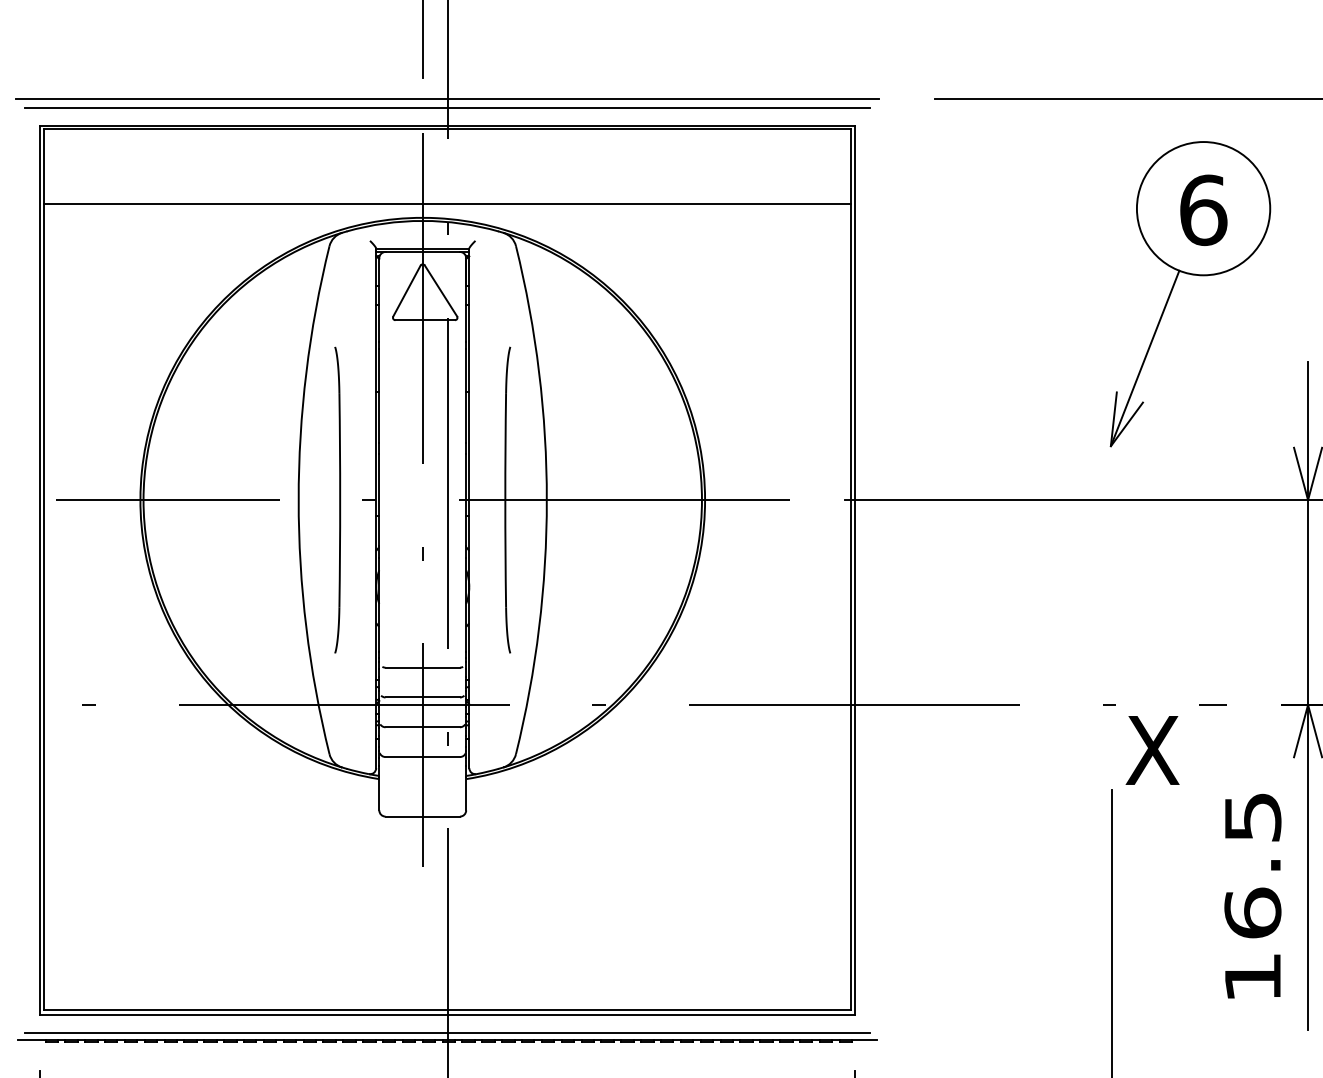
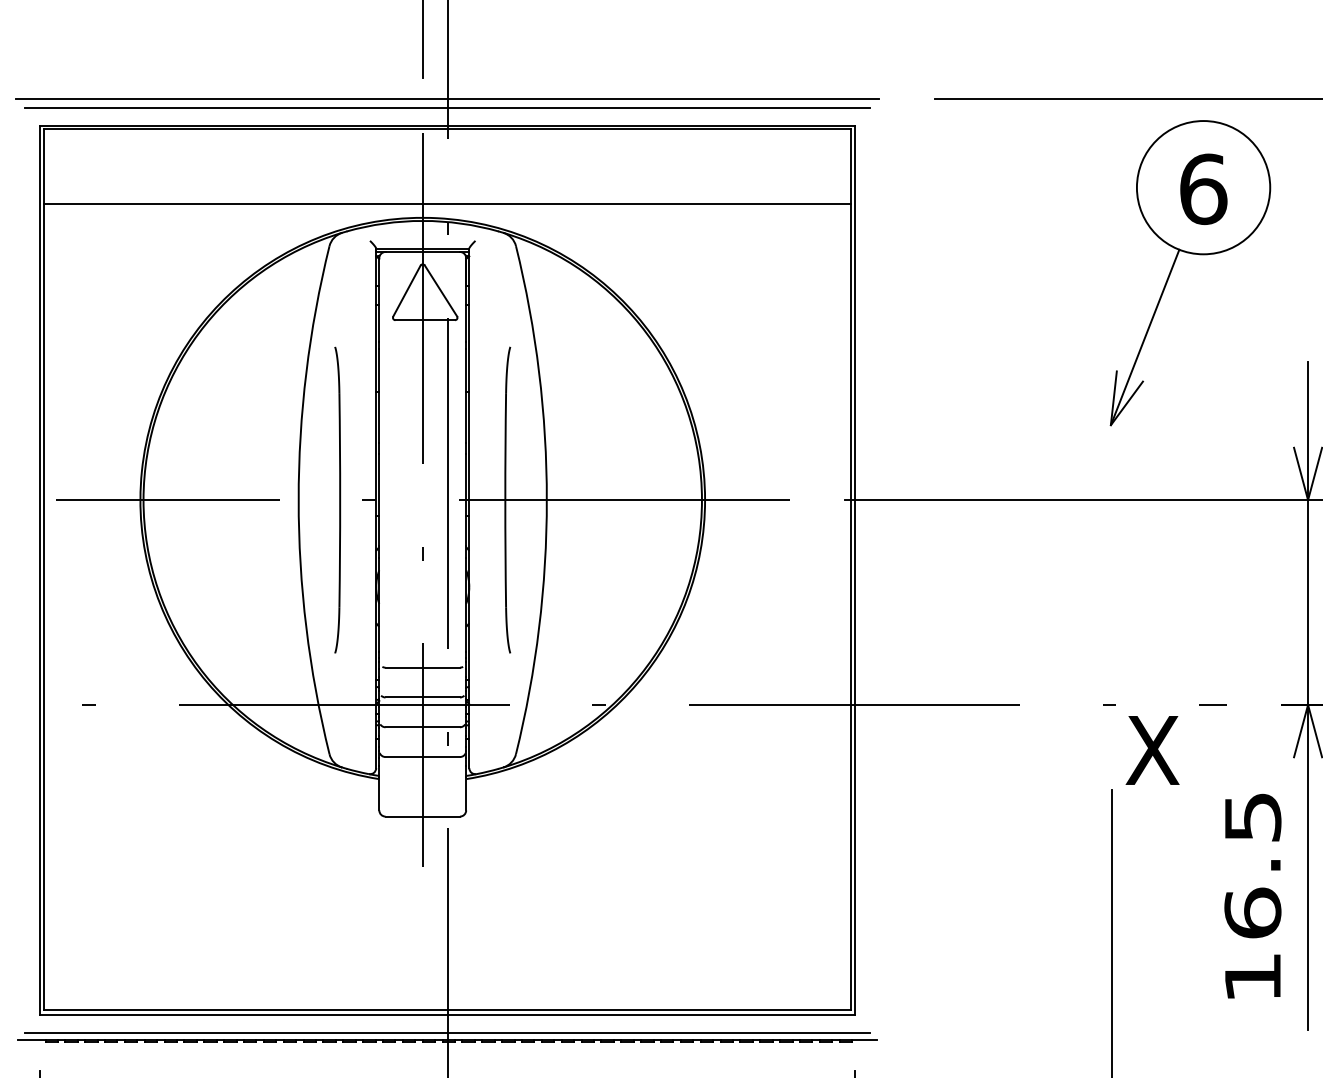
part position: (1174, 286) -> (1174, 265) (1174, 265)
